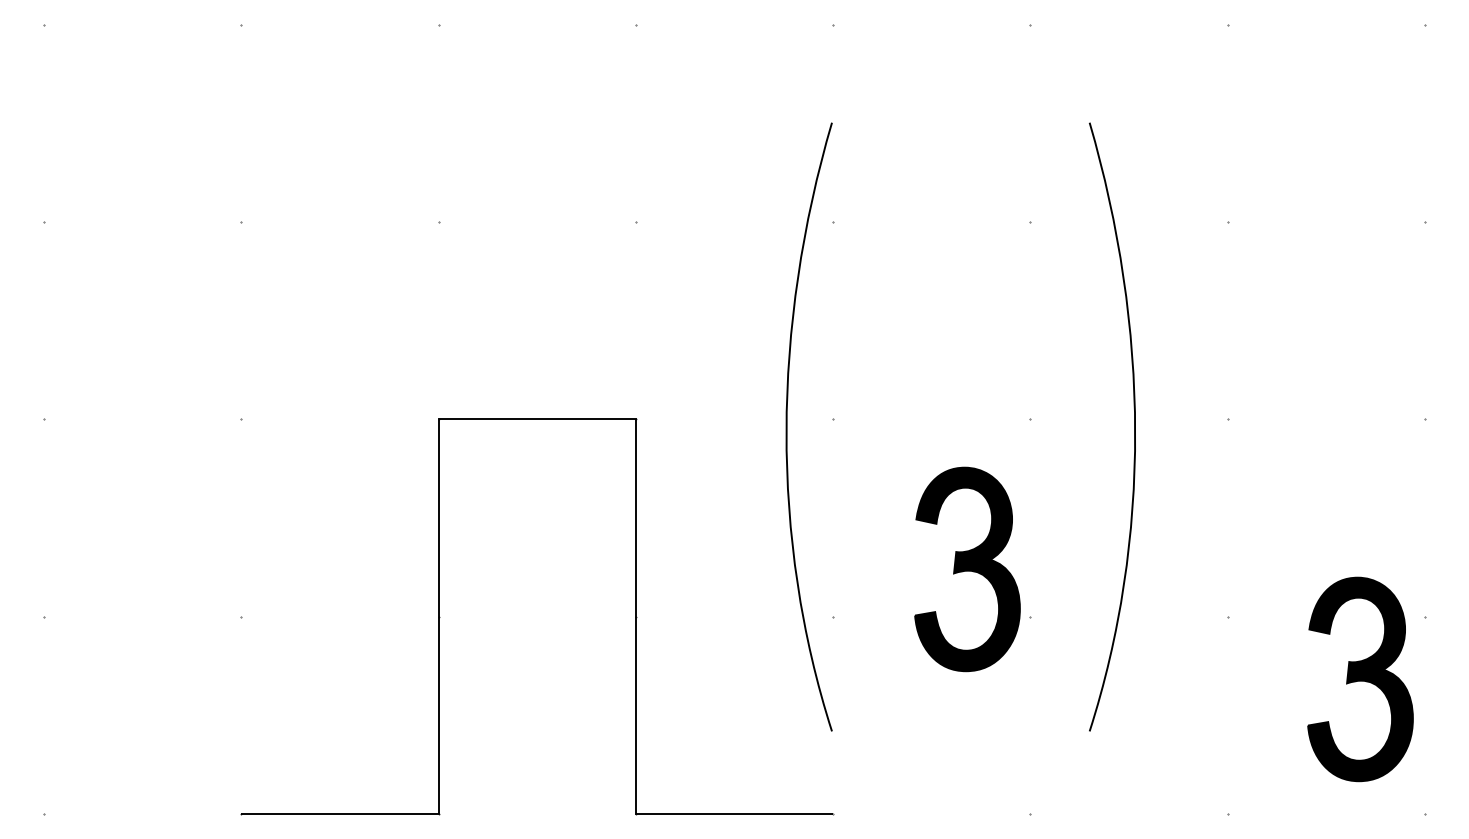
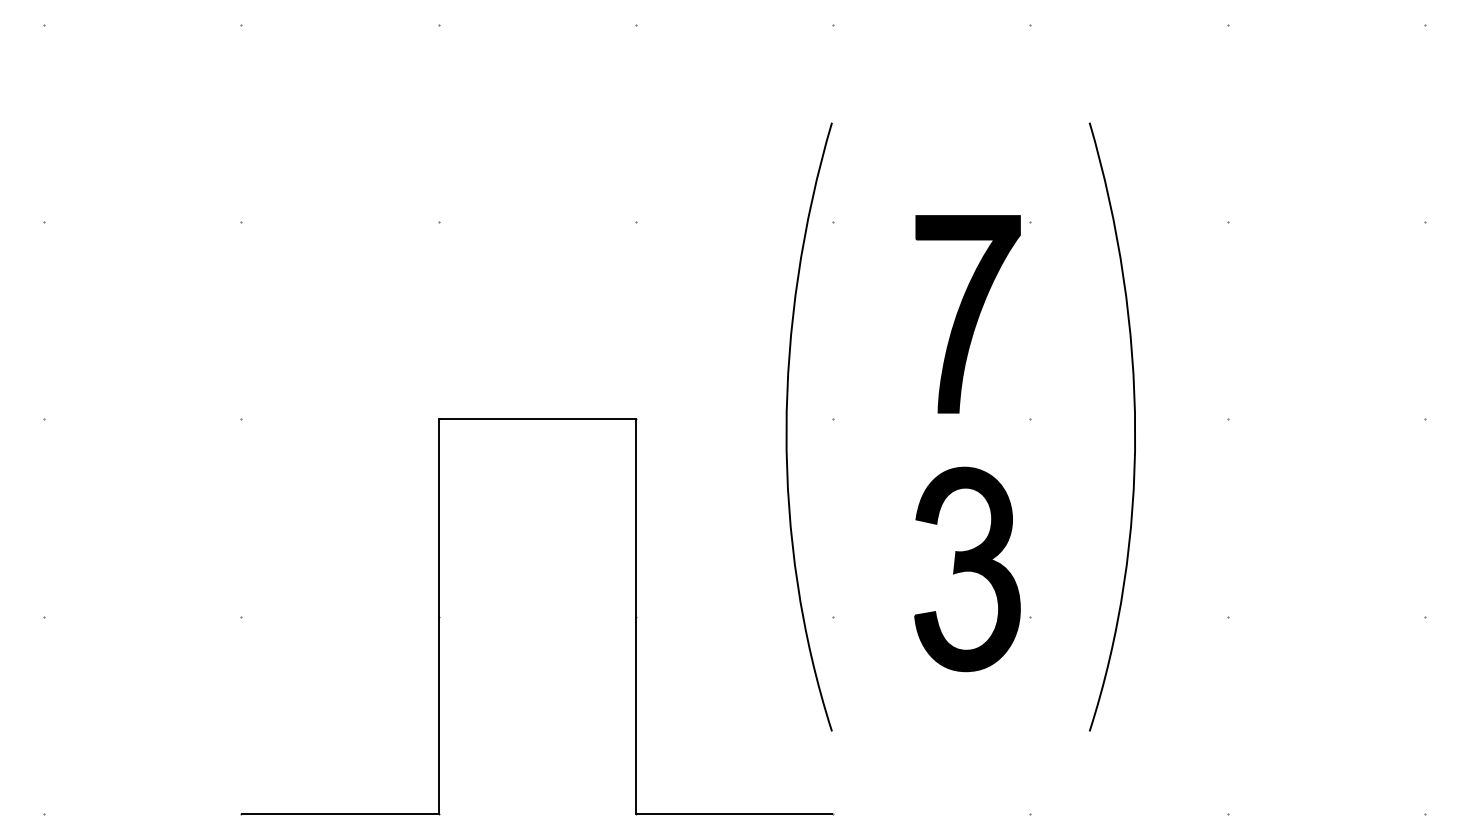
part: none -> present (967, 314)
part: present -> none (1360, 679)
